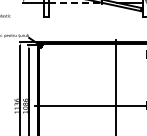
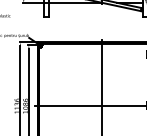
line: dashed -> solid (76, 2)
line position: (115, 85) -> (101, 85) (101, 85)
